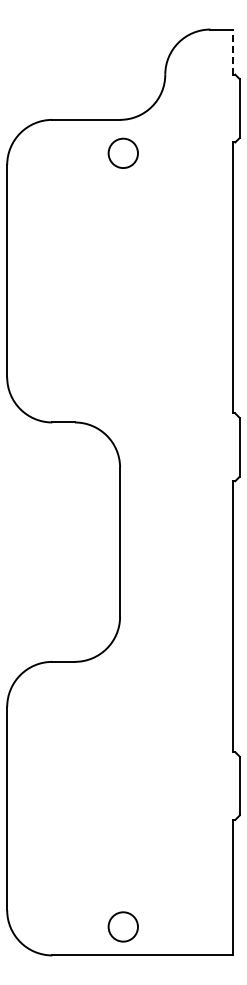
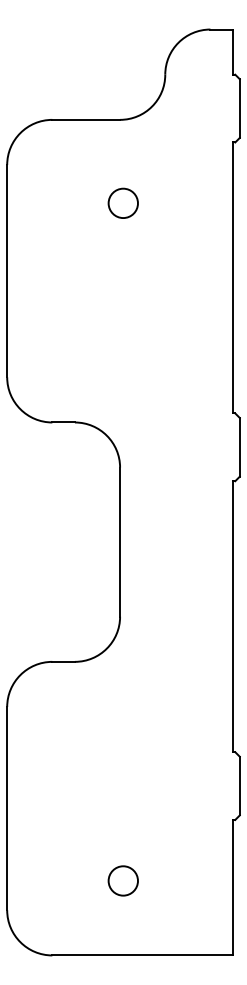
line: dashed -> solid (233, 52)
circle position: (122, 152) -> (122, 202) (122, 202)
circle position: (122, 926) -> (122, 880) (122, 880)
